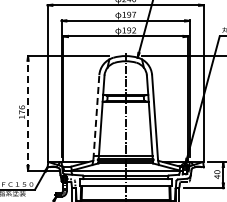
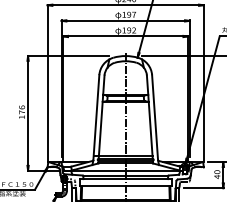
line: dashed -> solid (28, 112)
line: dashed -> solid (96, 117)
